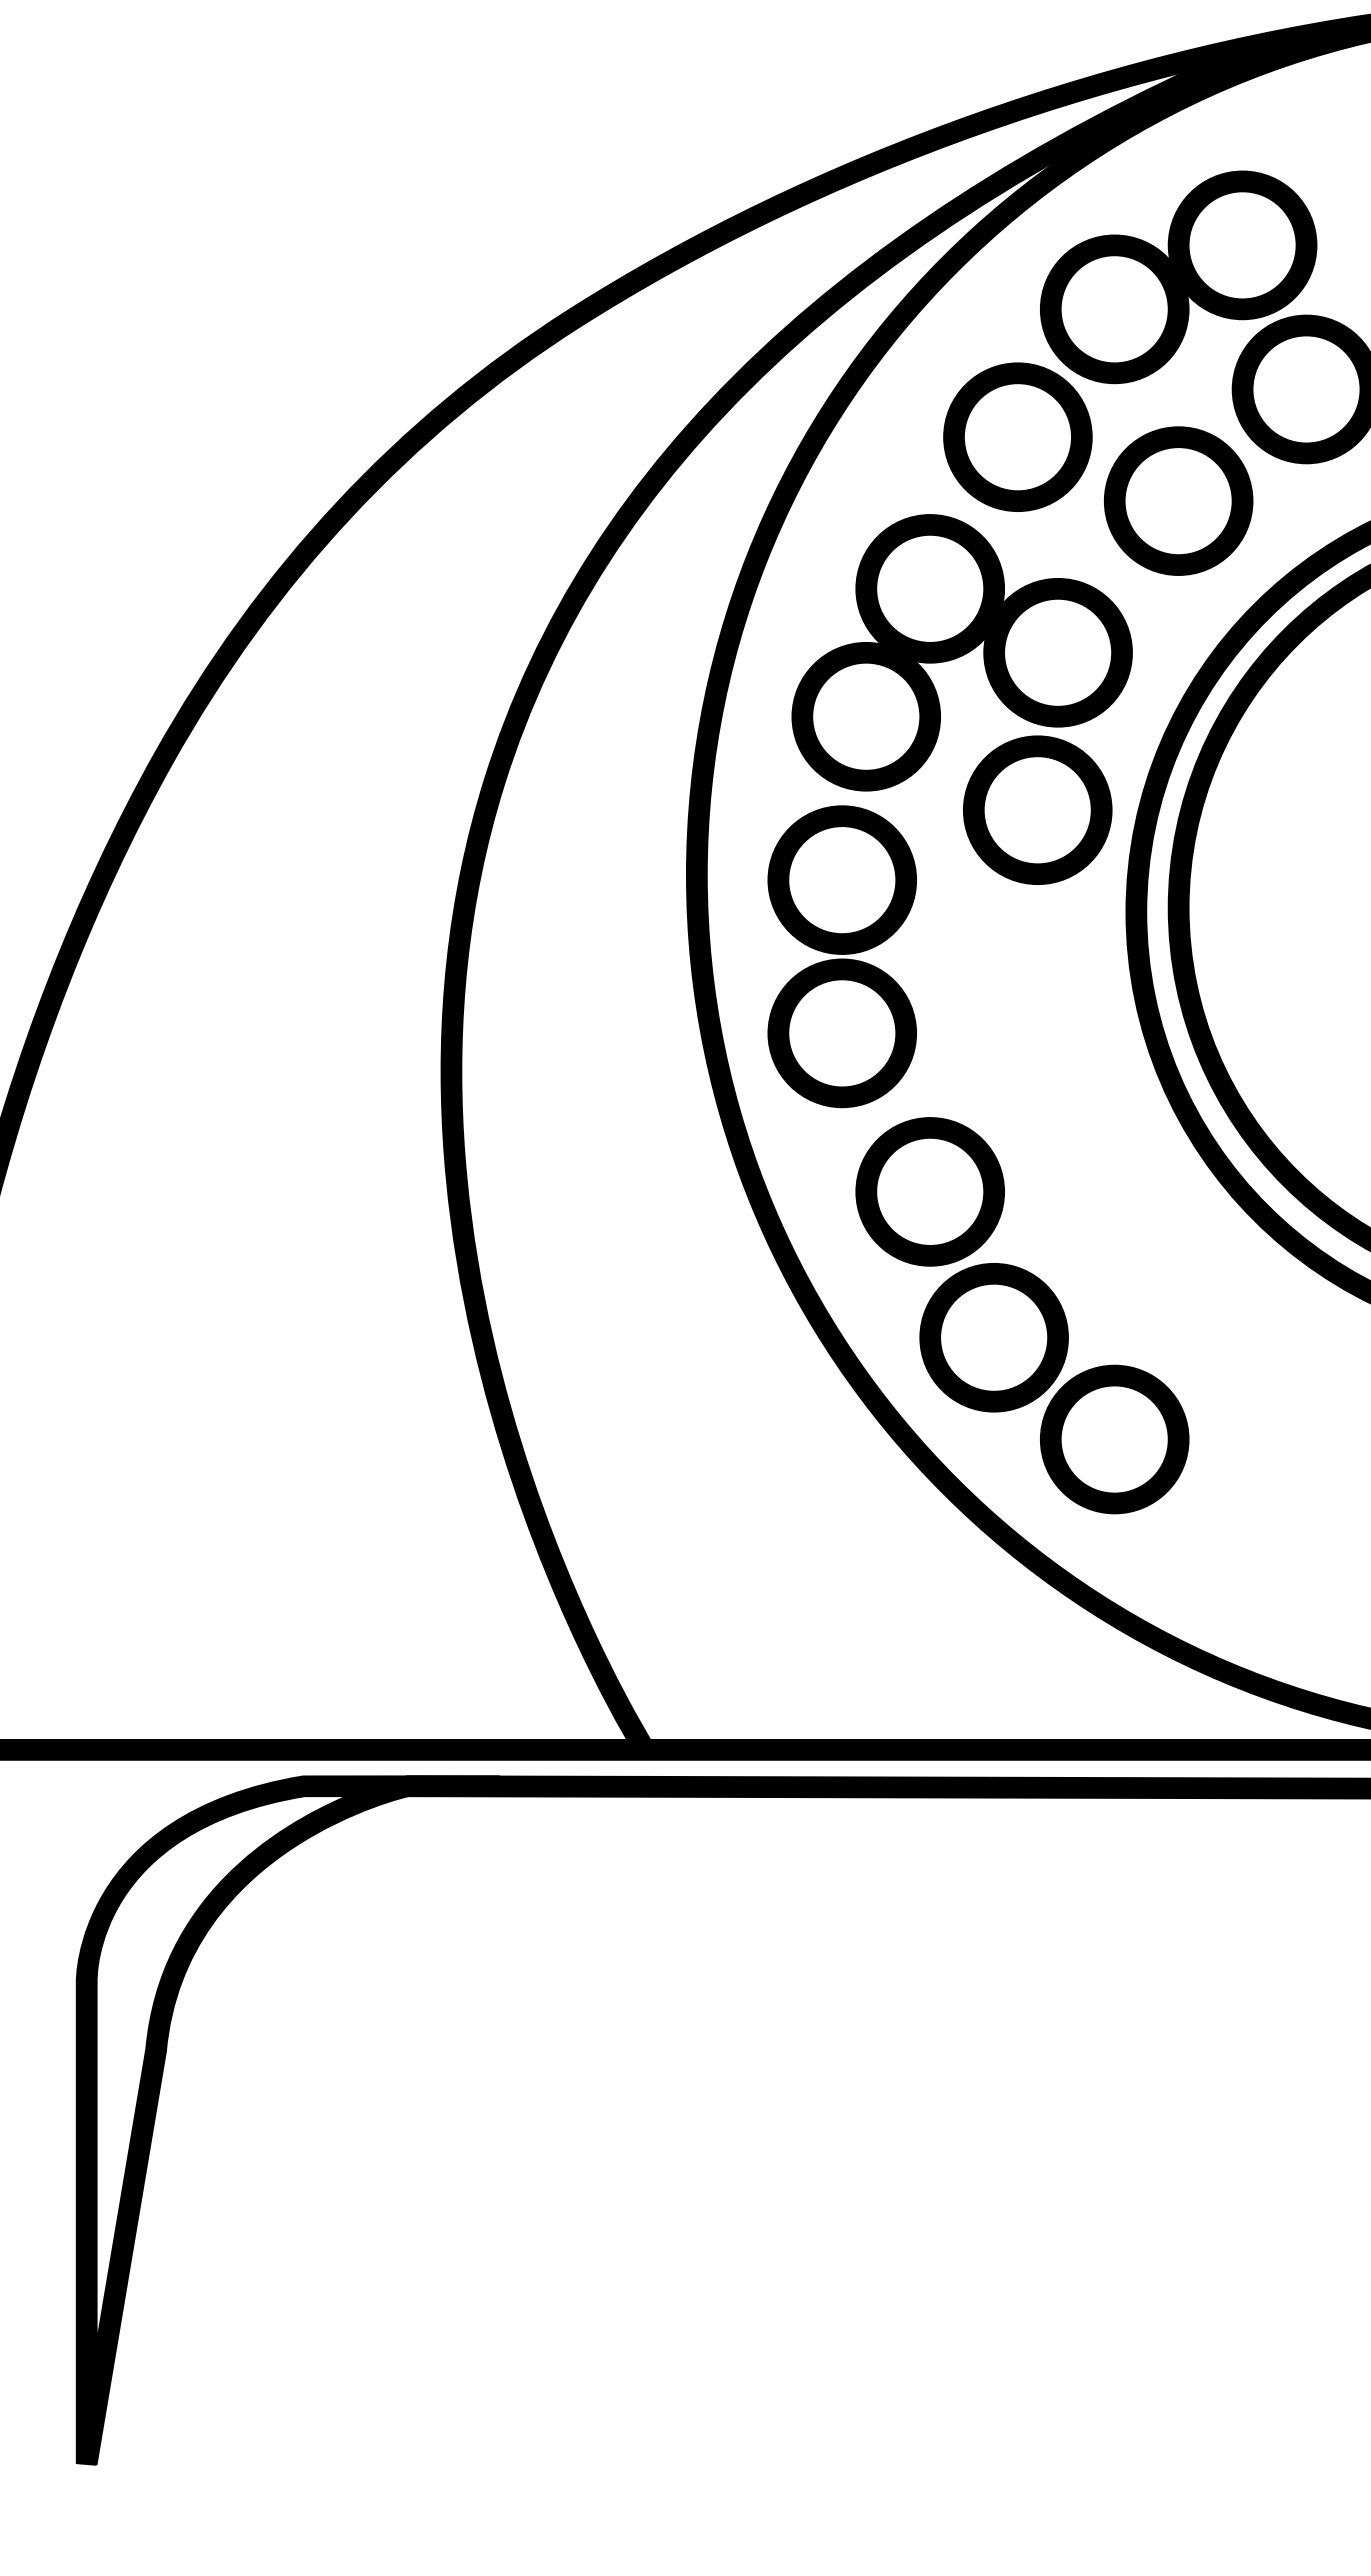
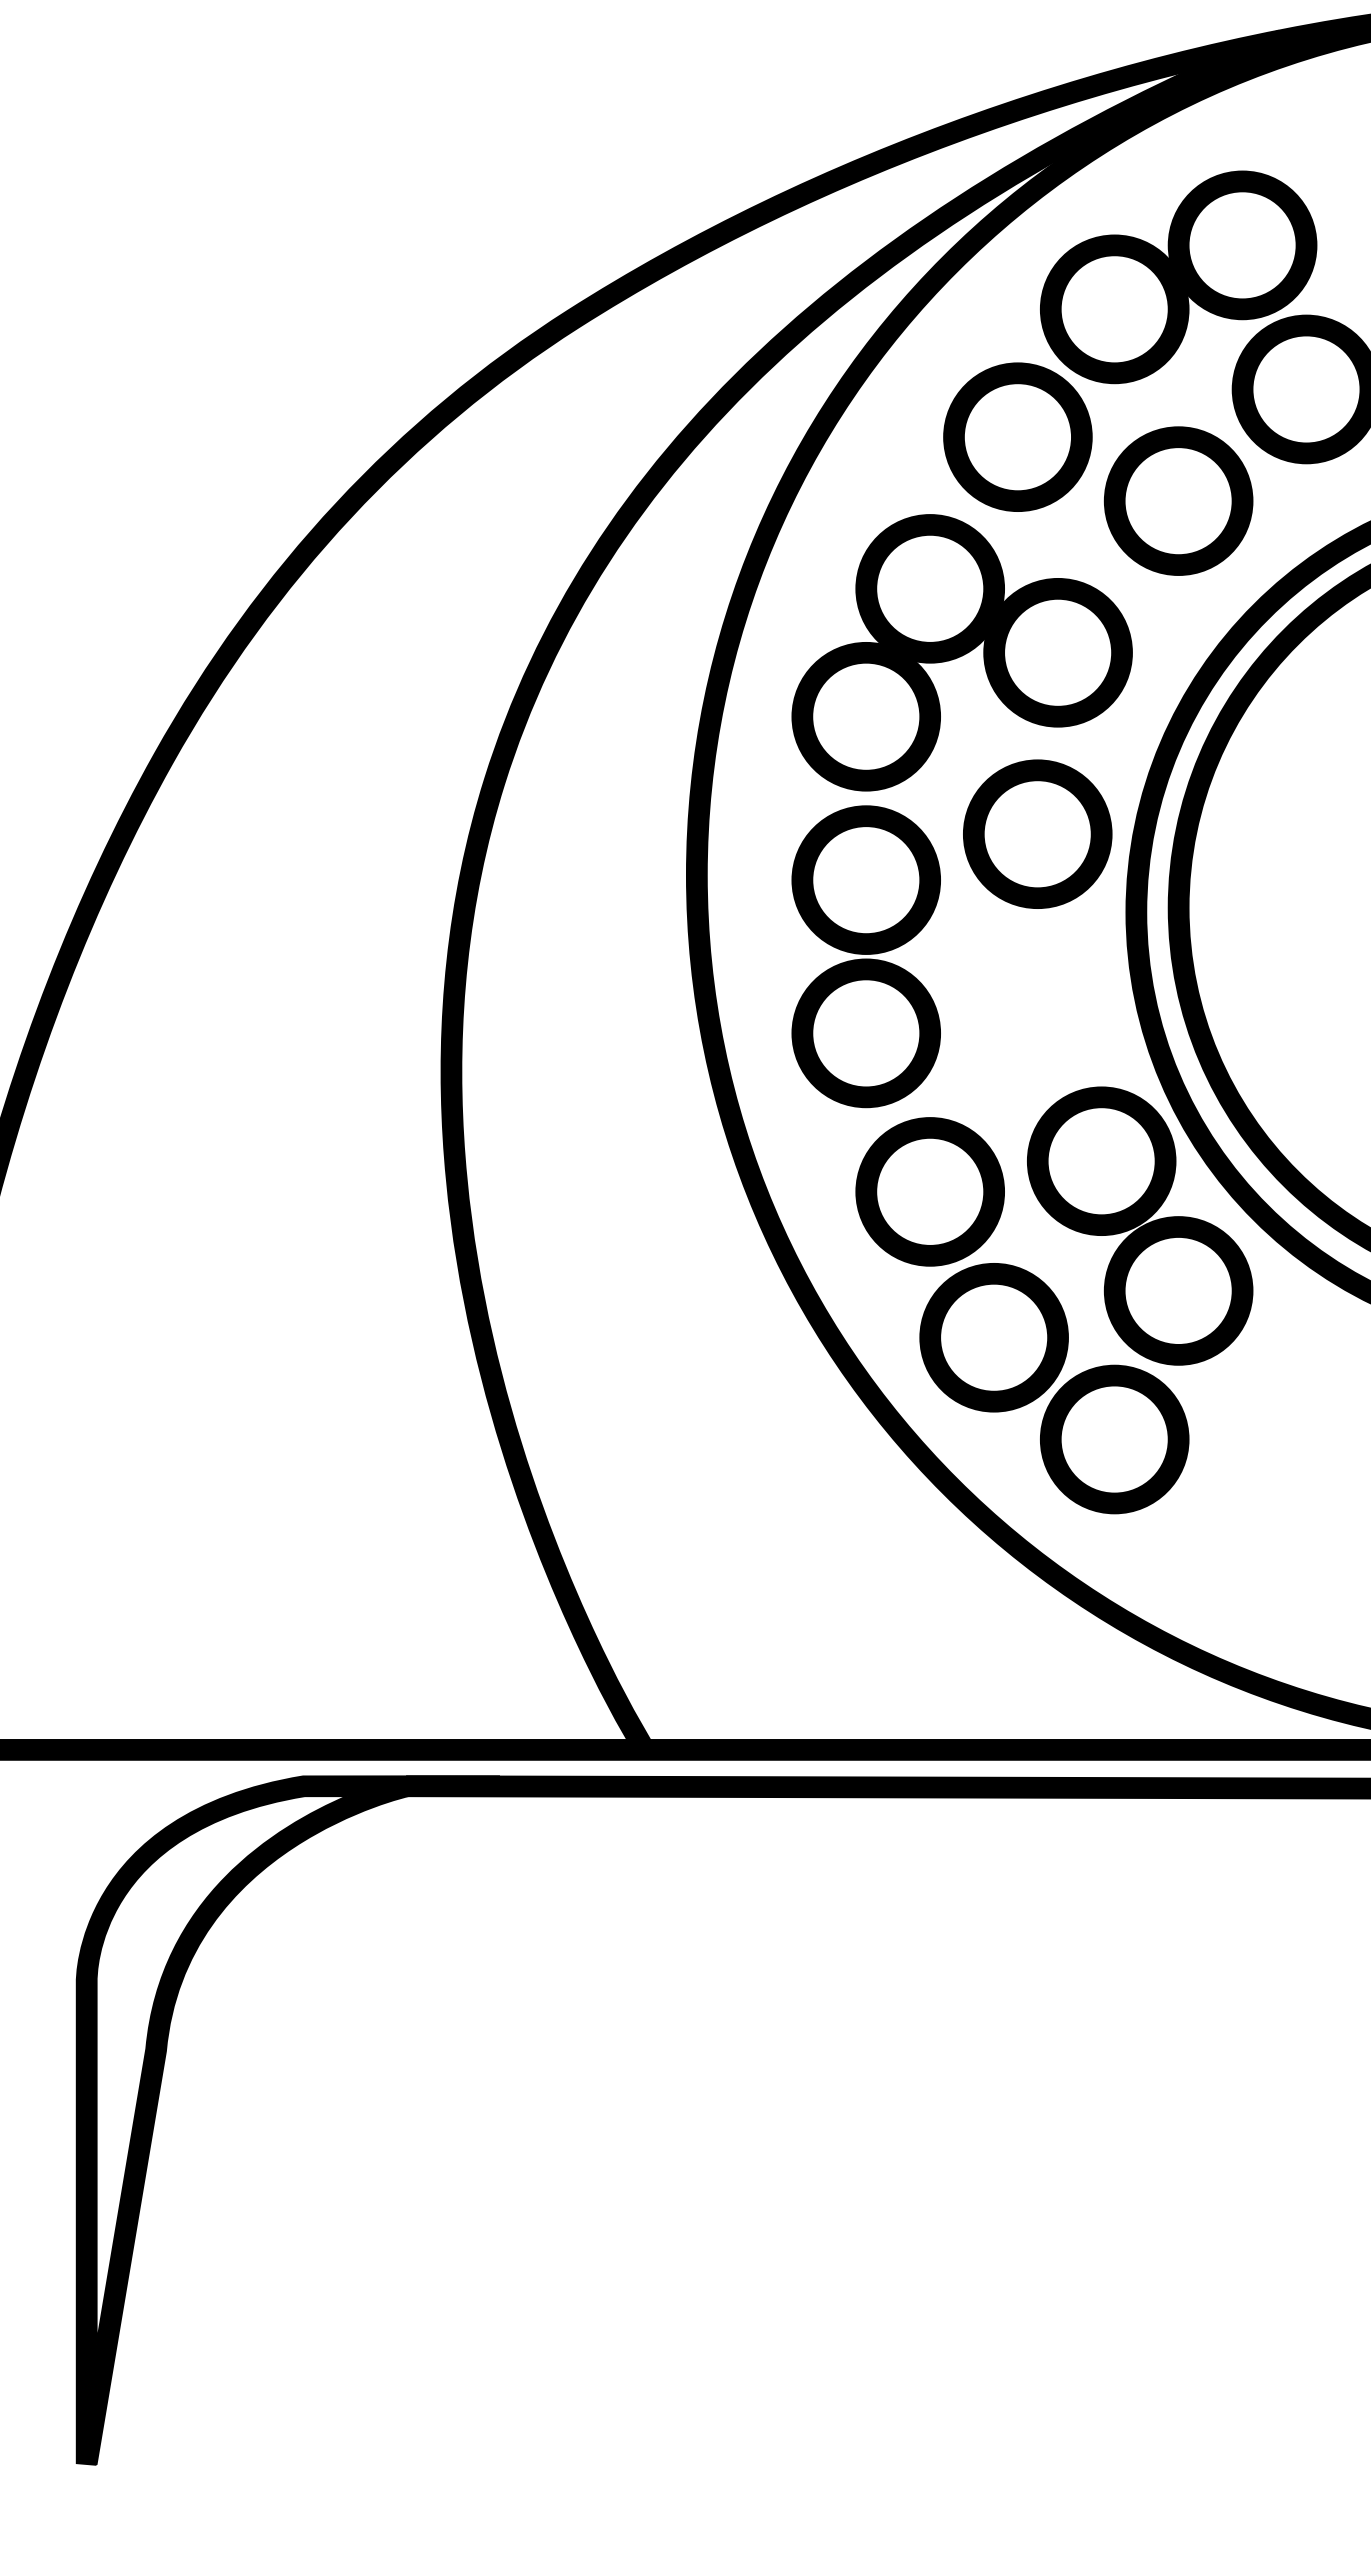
part position: (1037, 809) -> (1037, 833) (1037, 833)
part position: (841, 956) -> (865, 956) (865, 956)
part: none -> present (1140, 1225)
